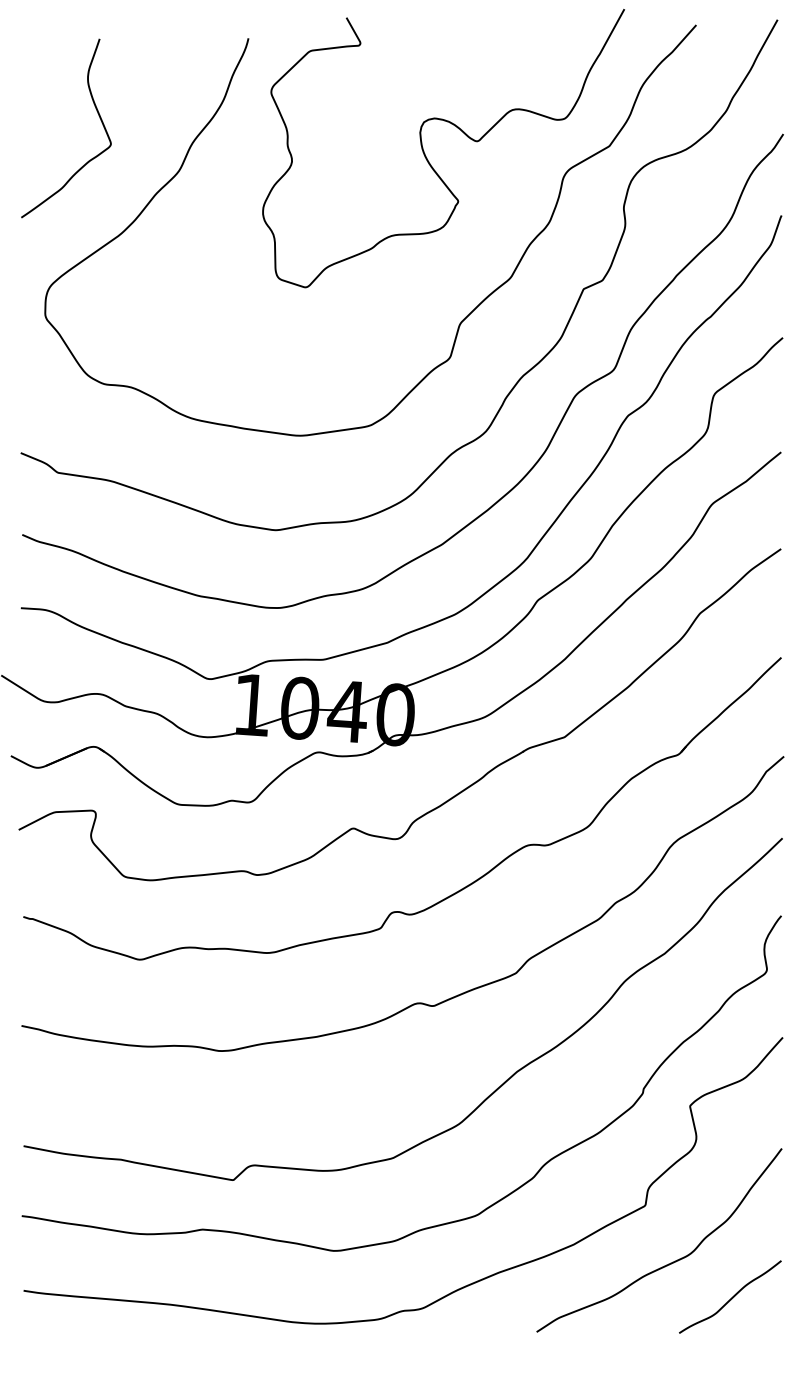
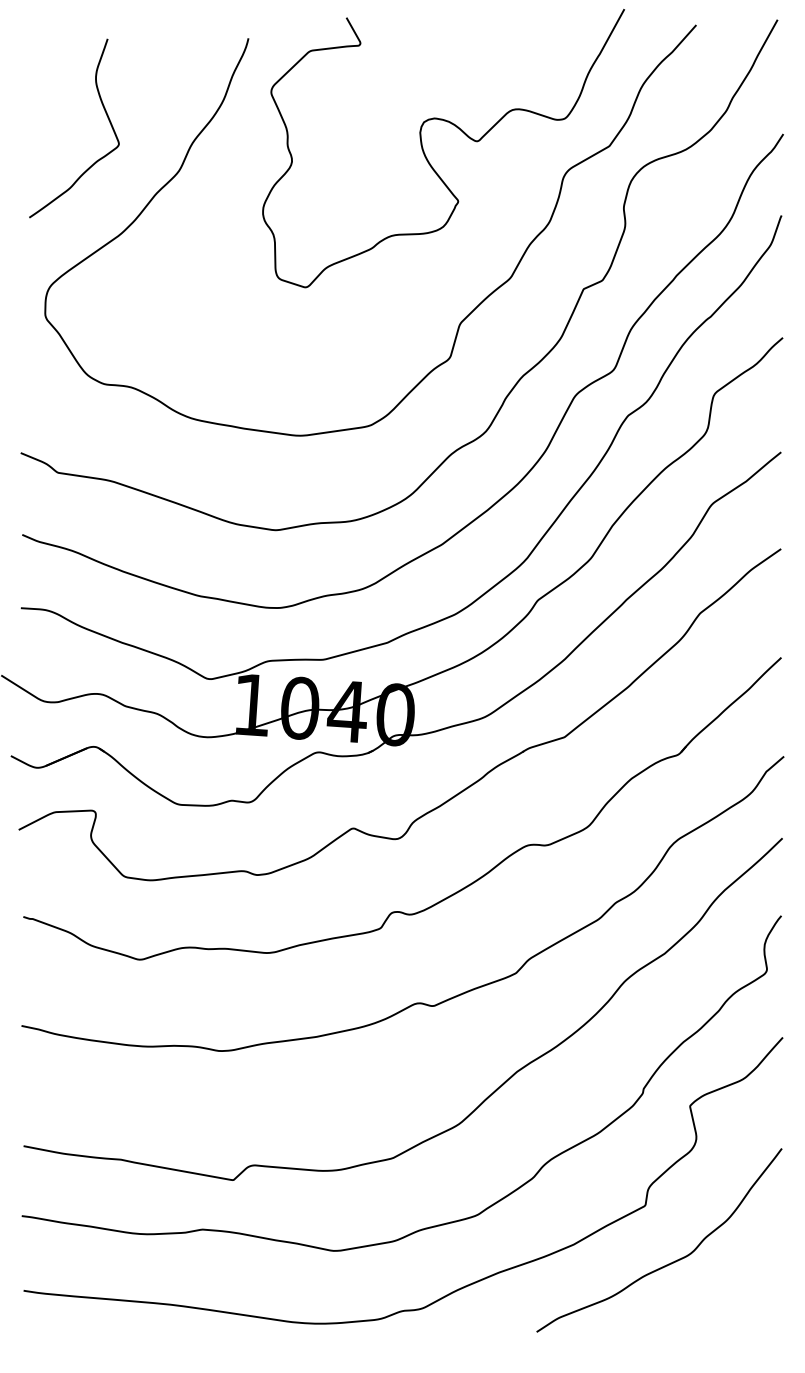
curve position: (97, 113) -> (105, 113) (105, 113)
curve: present -> none (731, 1297)
